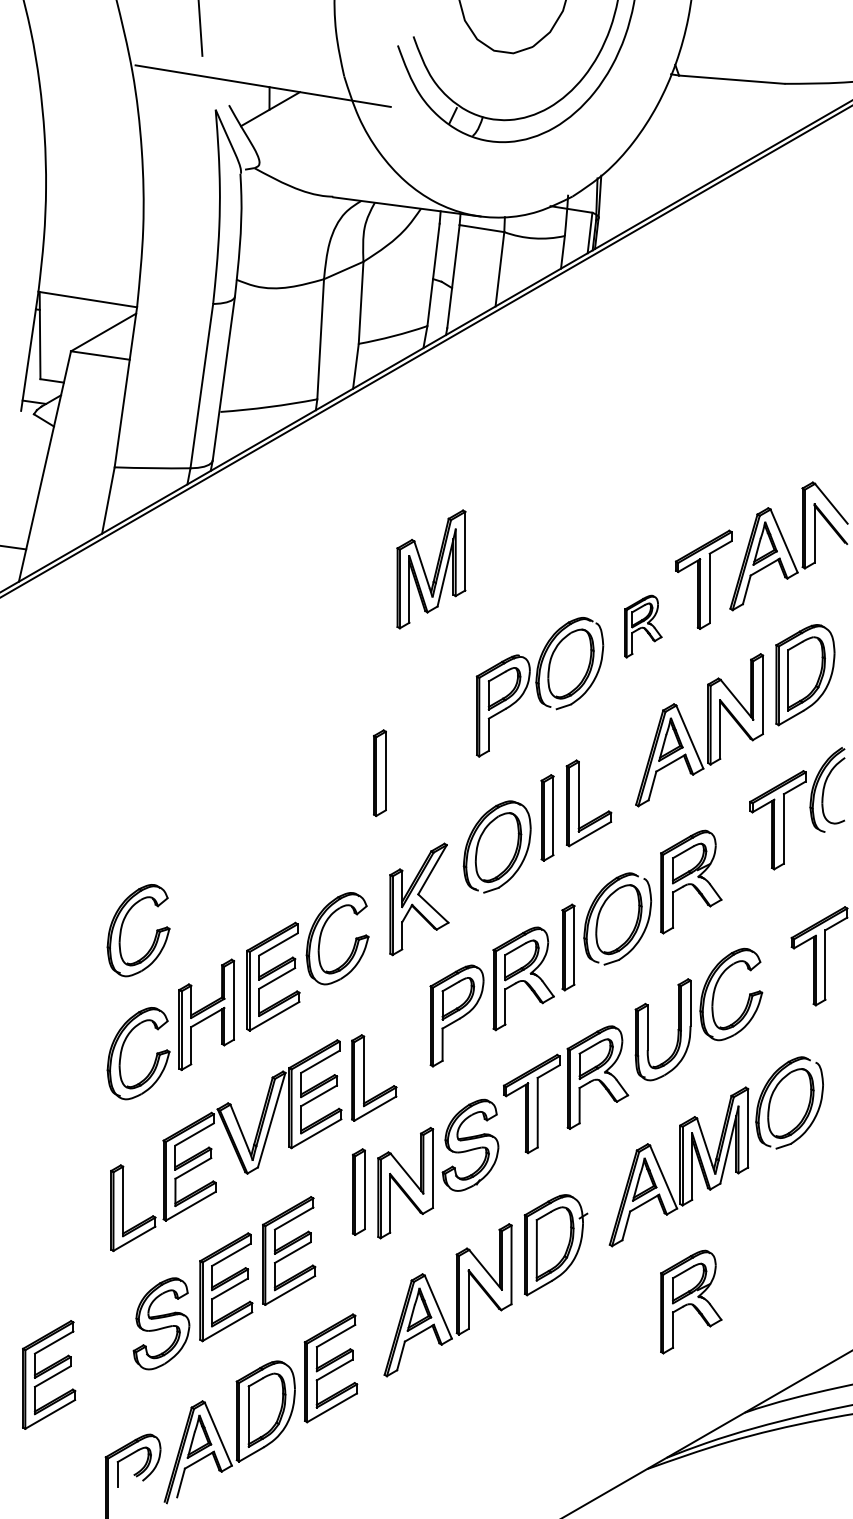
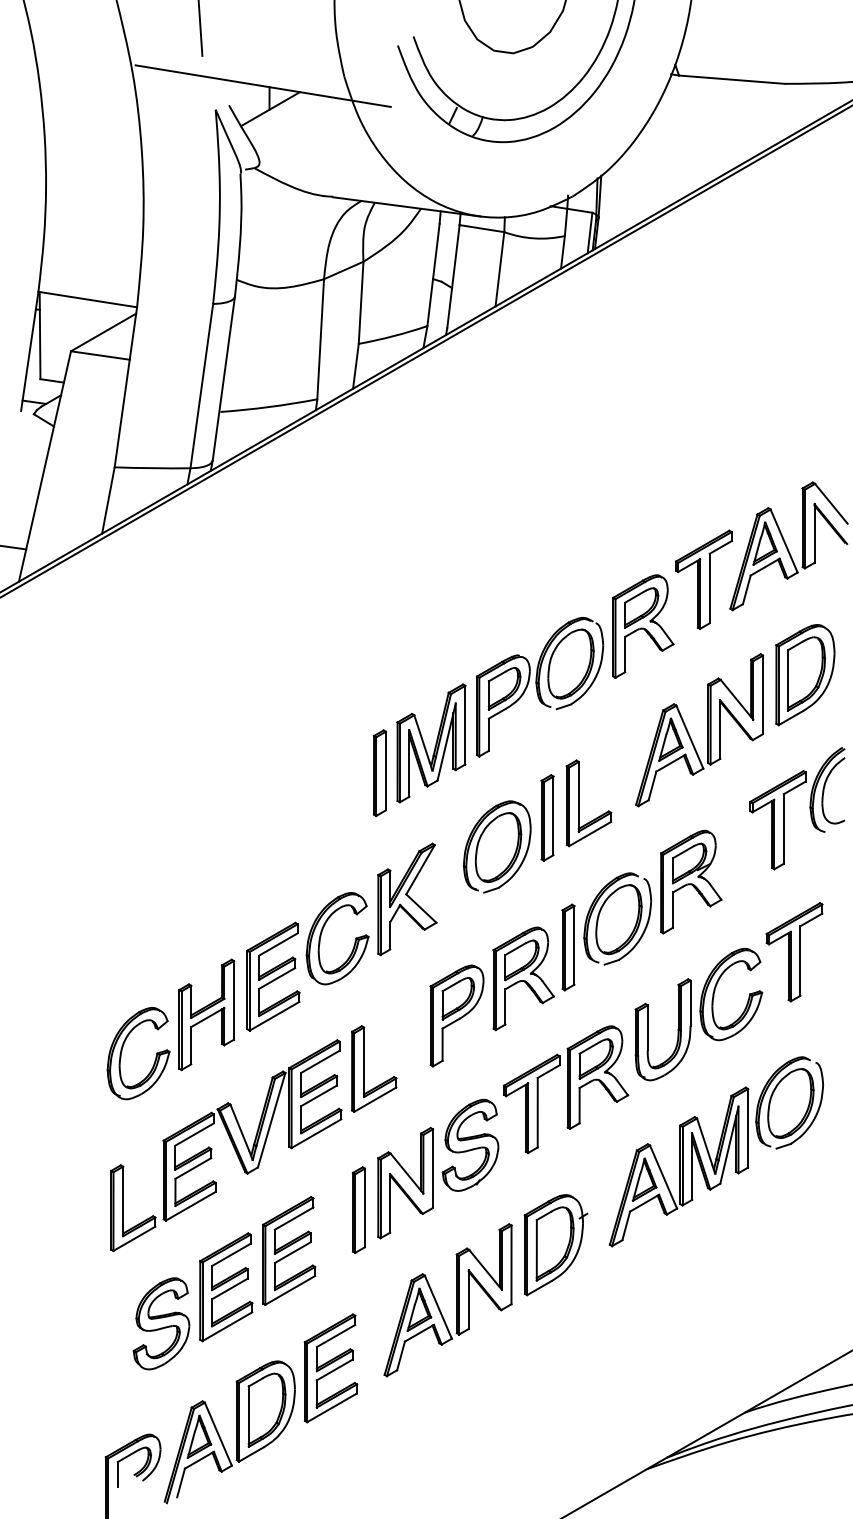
part position: (431, 569) -> (431, 743) (431, 743)
part size: 39x65 px -> 63x105 px (643, 626)
part position: (419, 899) -> (407, 899) (407, 899)
part: present -> none (122, 928)
part position: (819, 956) -> (794, 952) (794, 952)
part position: (364, 1077) -> (364, 1068) (364, 1068)
part position: (358, 1191) -> (358, 1209) (358, 1209)
part: present -> none (691, 1301)
part: present -> none (49, 1374)
